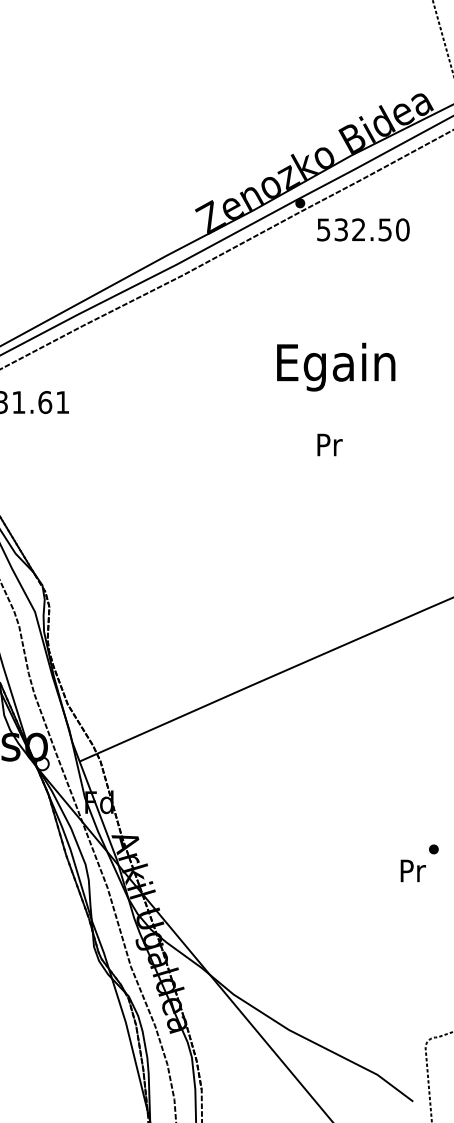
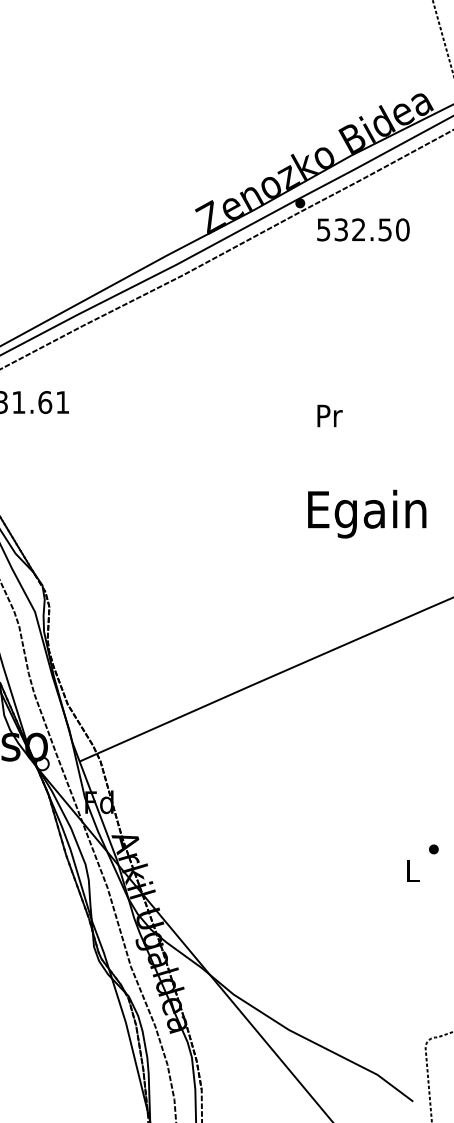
text position: (336, 366) -> (367, 513) (367, 513)
text position: (329, 444) -> (329, 415) (329, 415)
text: Pr -> L (412, 870)
